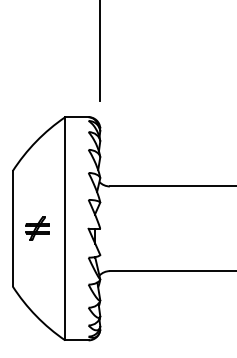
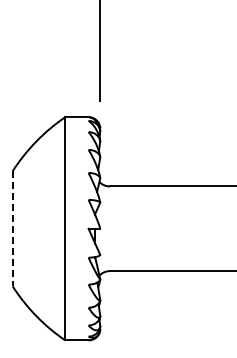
line: solid -> dashed (12, 228)
part: present -> none (37, 228)
